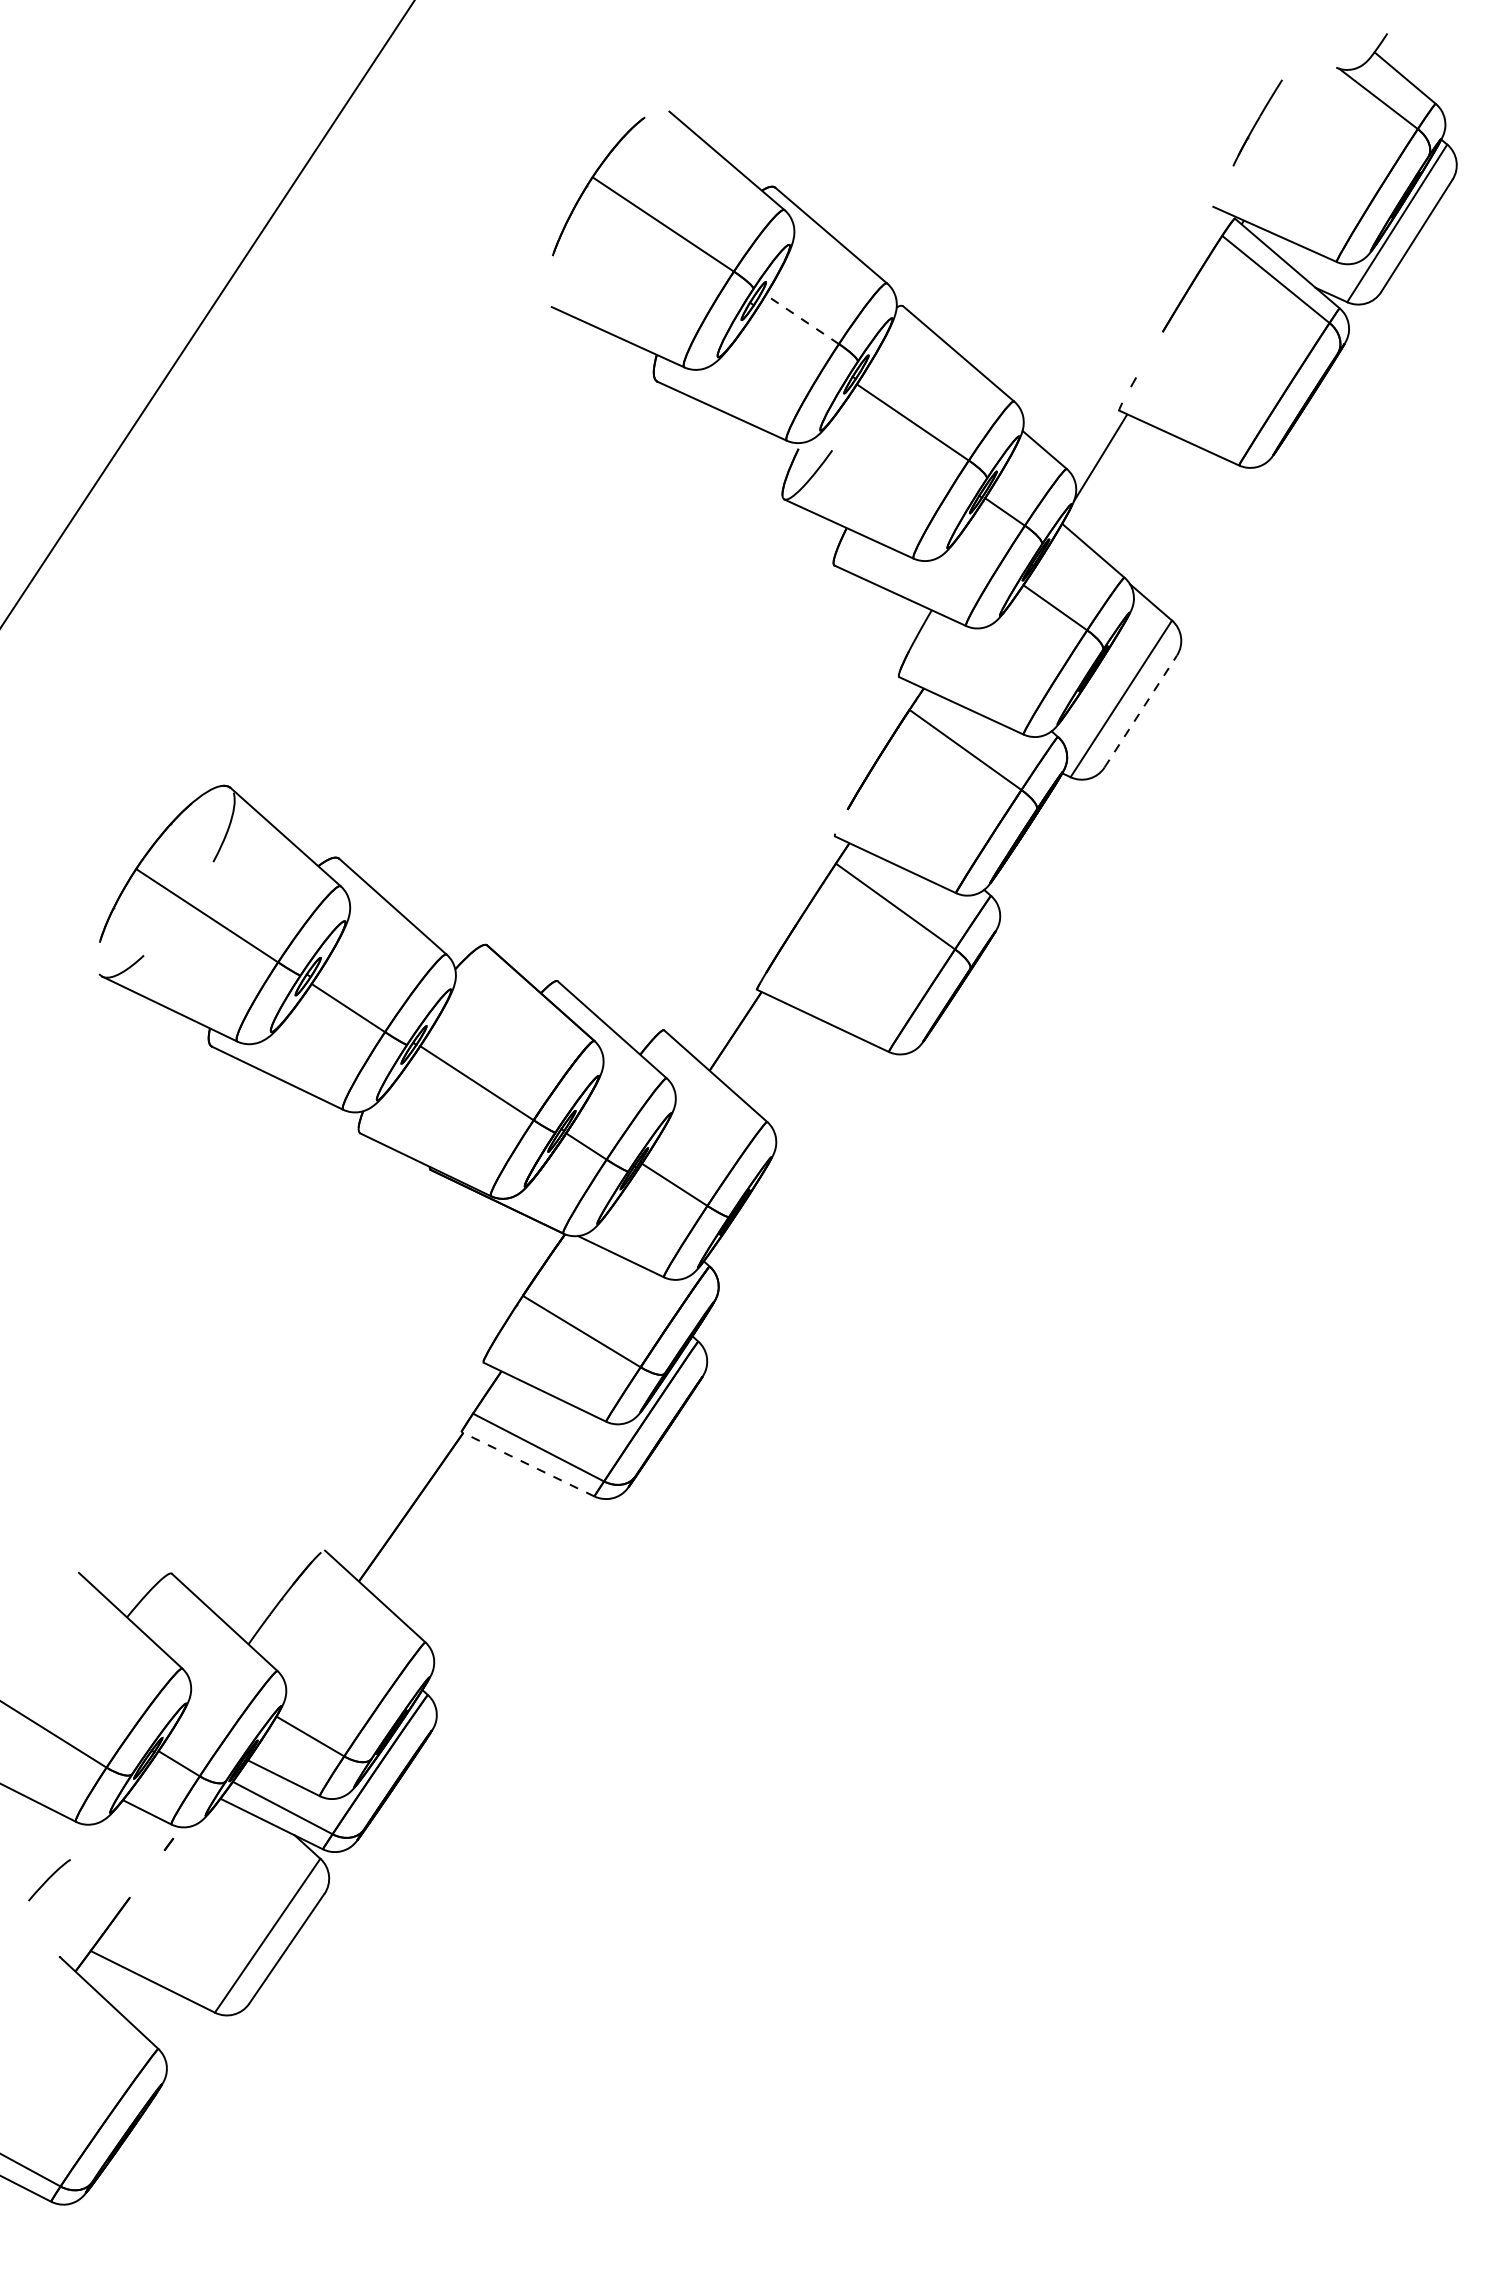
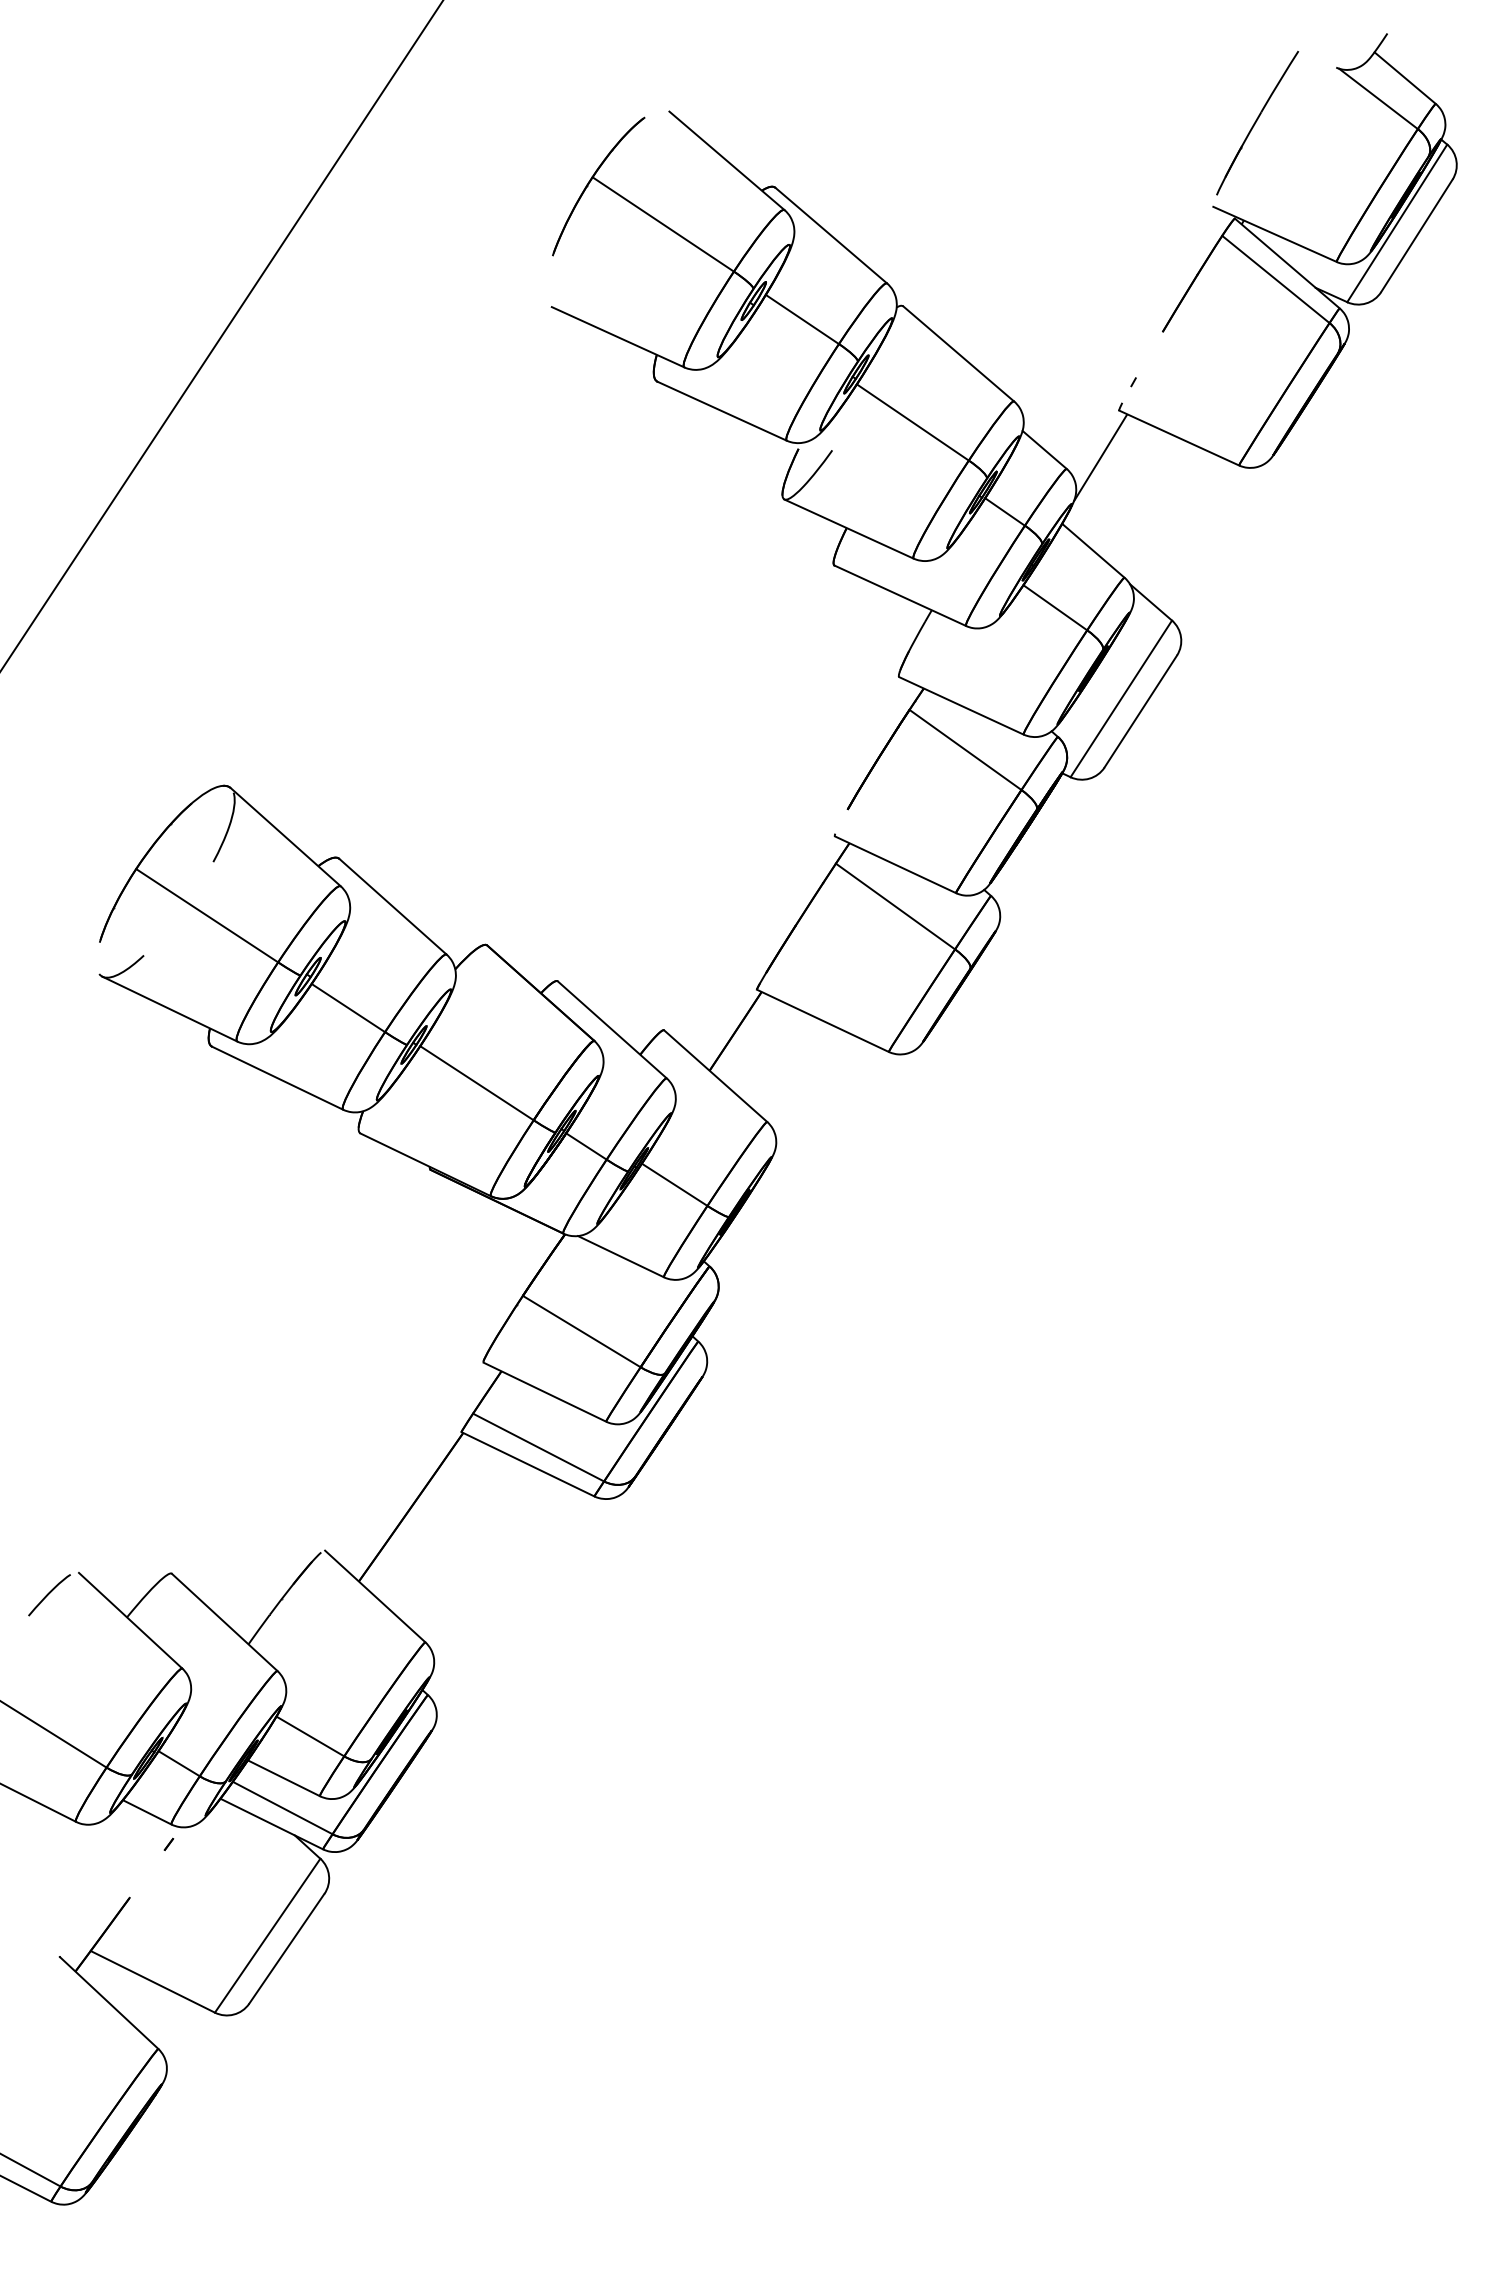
part size: 51x88 px -> 84x146 px (1257, 122)
line position: (207, 313) -> (222, 335) (222, 335)
line: dashed -> solid (802, 319)
line: dashed -> solid (1140, 711)
line: dashed -> solid (527, 1464)
curve position: (49, 1879) -> (49, 1594) (49, 1594)
